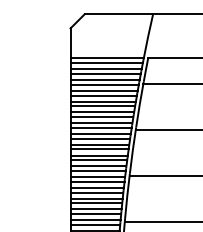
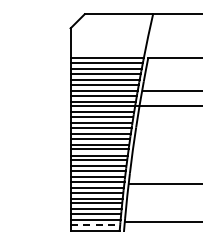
line position: (171, 84) -> (171, 91) (171, 91)
line position: (167, 130) -> (167, 106) (167, 106)
line position: (164, 175) -> (164, 183) (164, 183)
line: solid -> dashed (95, 224)
